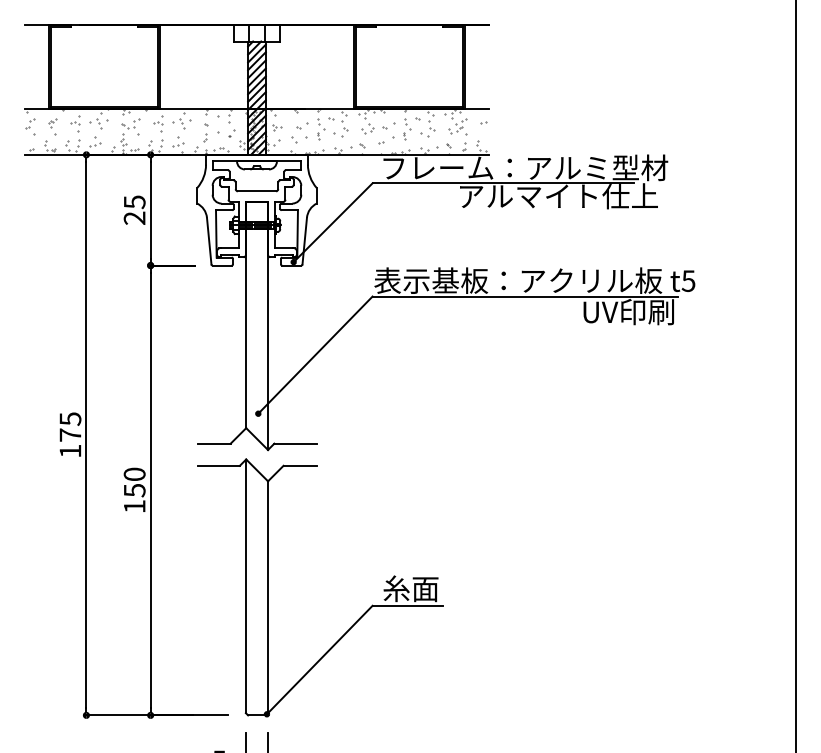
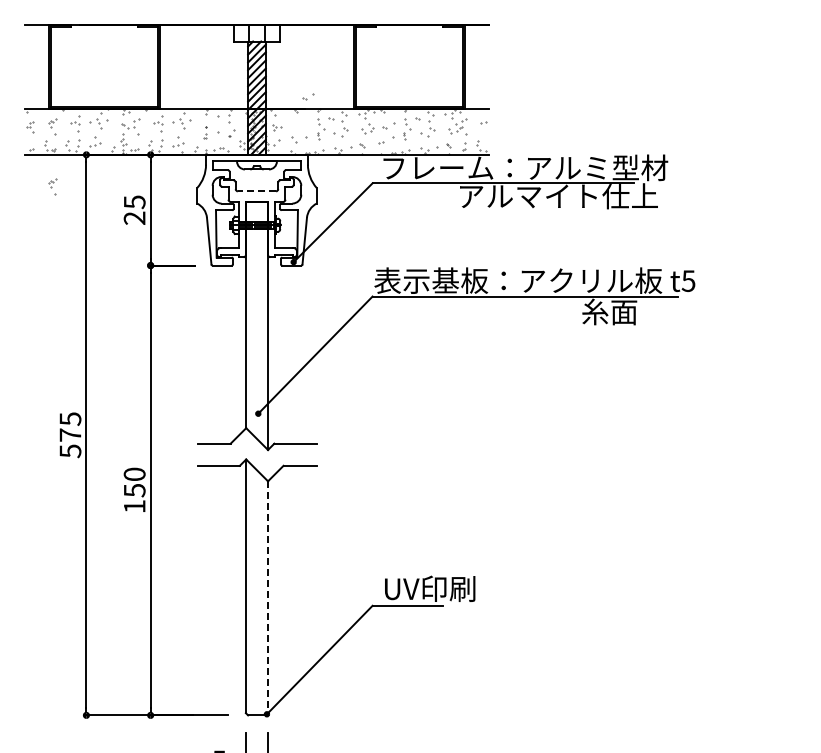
part position: (302, 125) -> (308, 96) (308, 96)
part size: 11x18 px -> 9x13 px (30, 127)
part size: 6x20 px -> 5x14 px (205, 132)
part: none -> present (52, 186)
line: solid -> dashed (256, 191)
text: UV印刷 -> 糸面 (628, 311)
line: present -> none (796, 375)
text: 175 -> 575 (70, 451)
text: 糸面 -> UV印刷 (429, 588)
line: solid -> dashed (268, 597)
